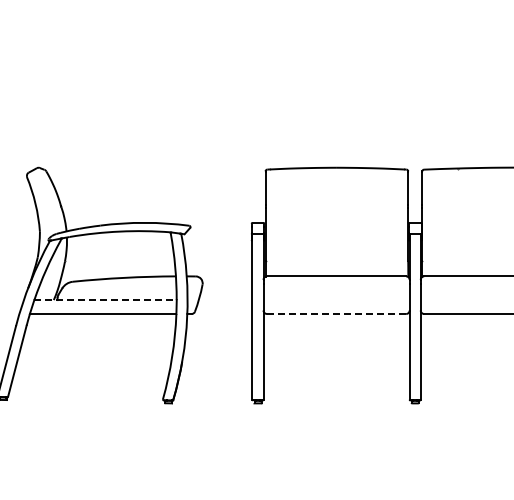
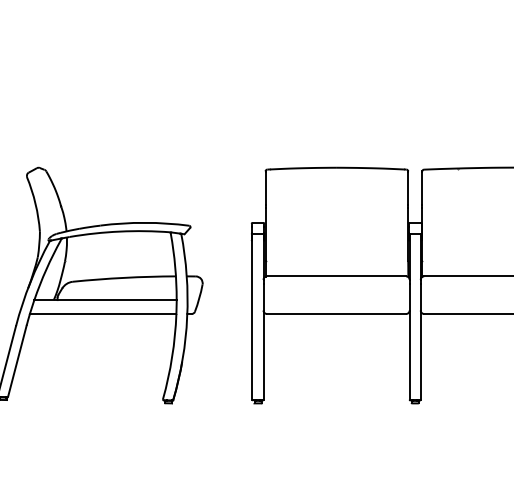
line: dashed -> solid (106, 300)
line: dashed -> solid (336, 314)
